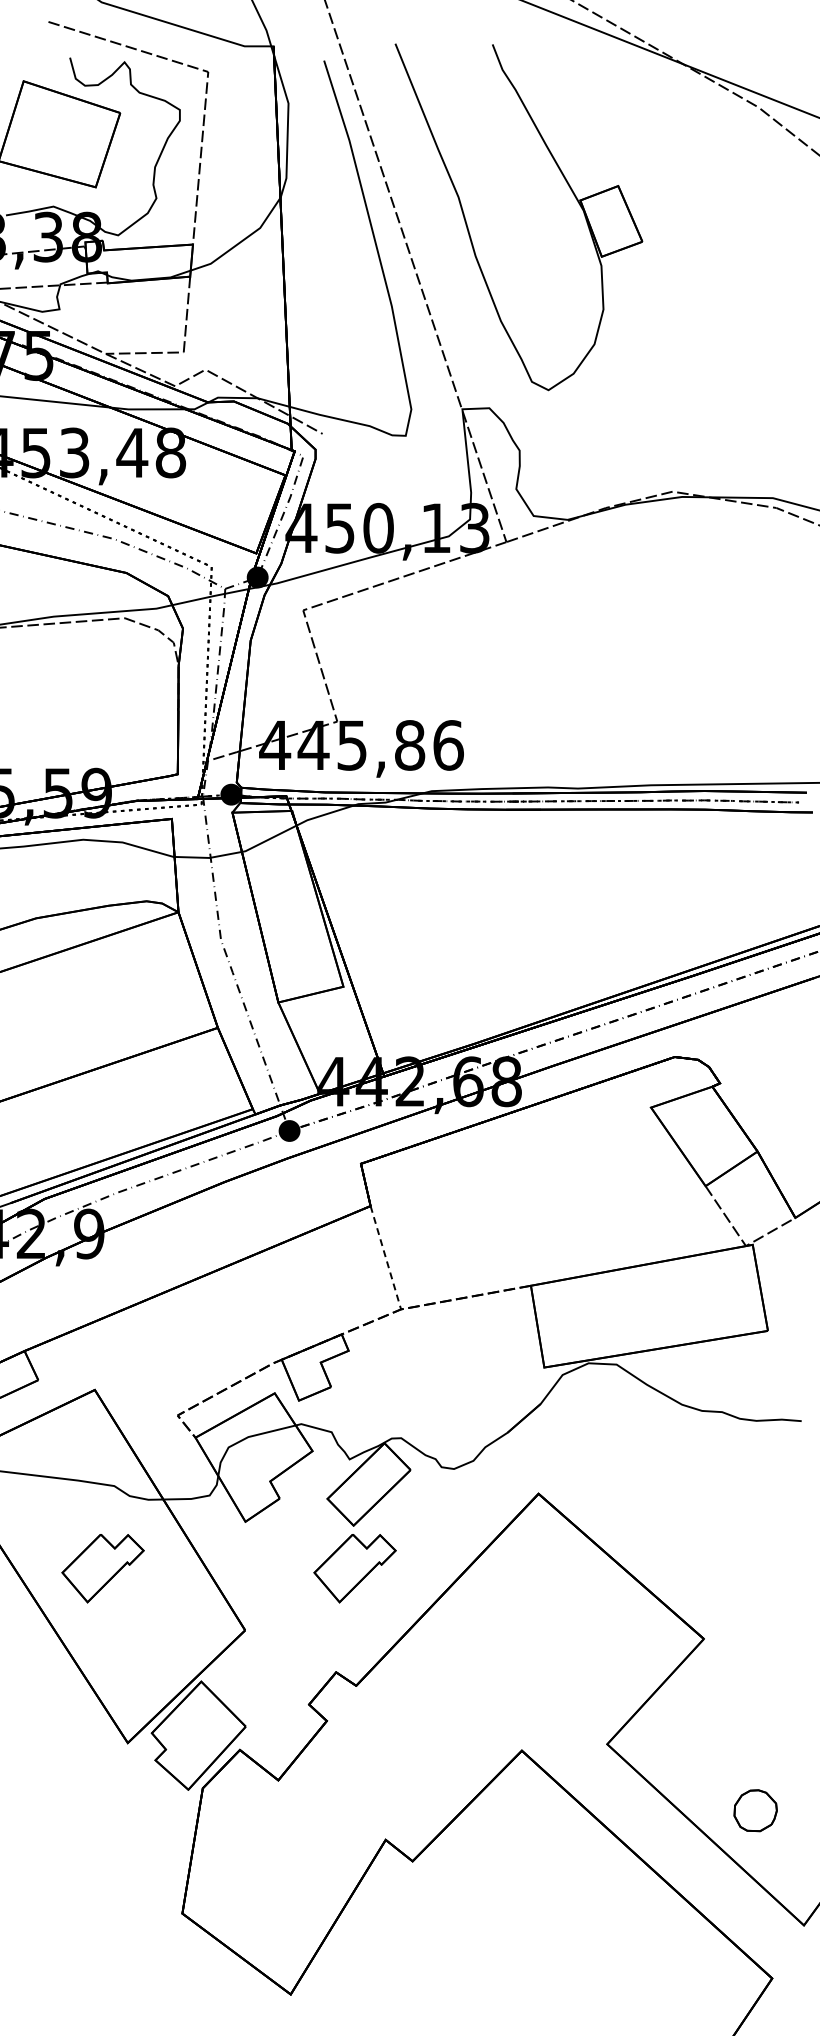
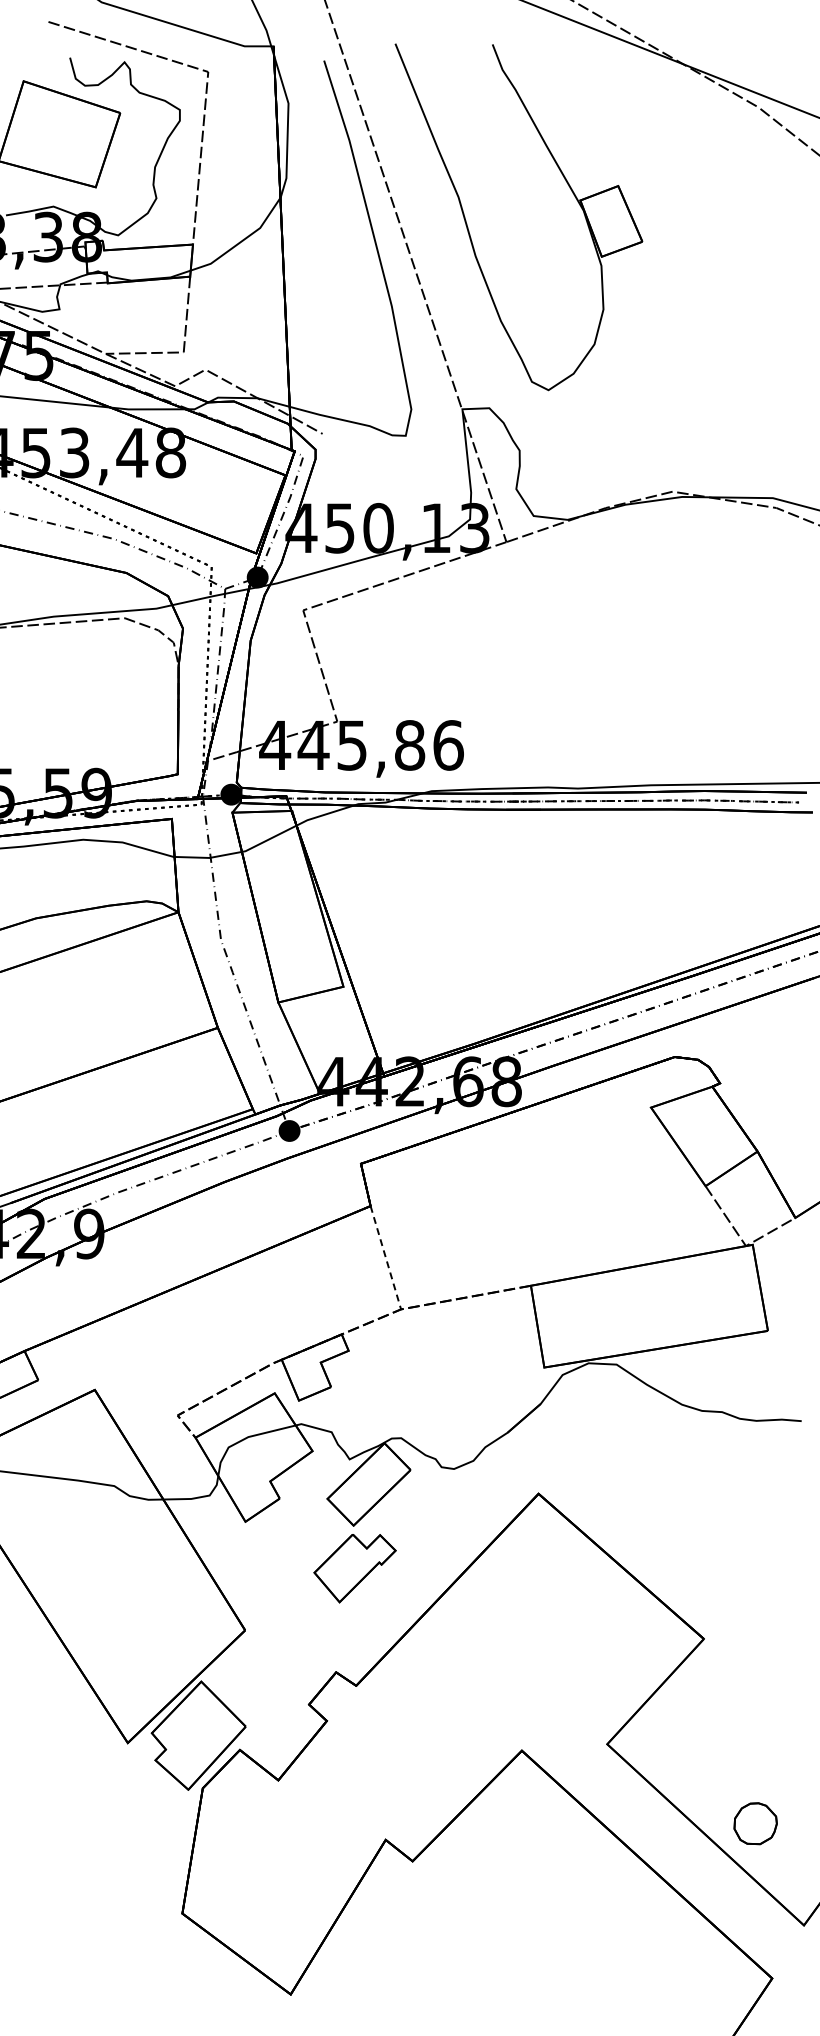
part: present -> none (102, 1568)
part position: (755, 1810) -> (755, 1823) (755, 1823)
